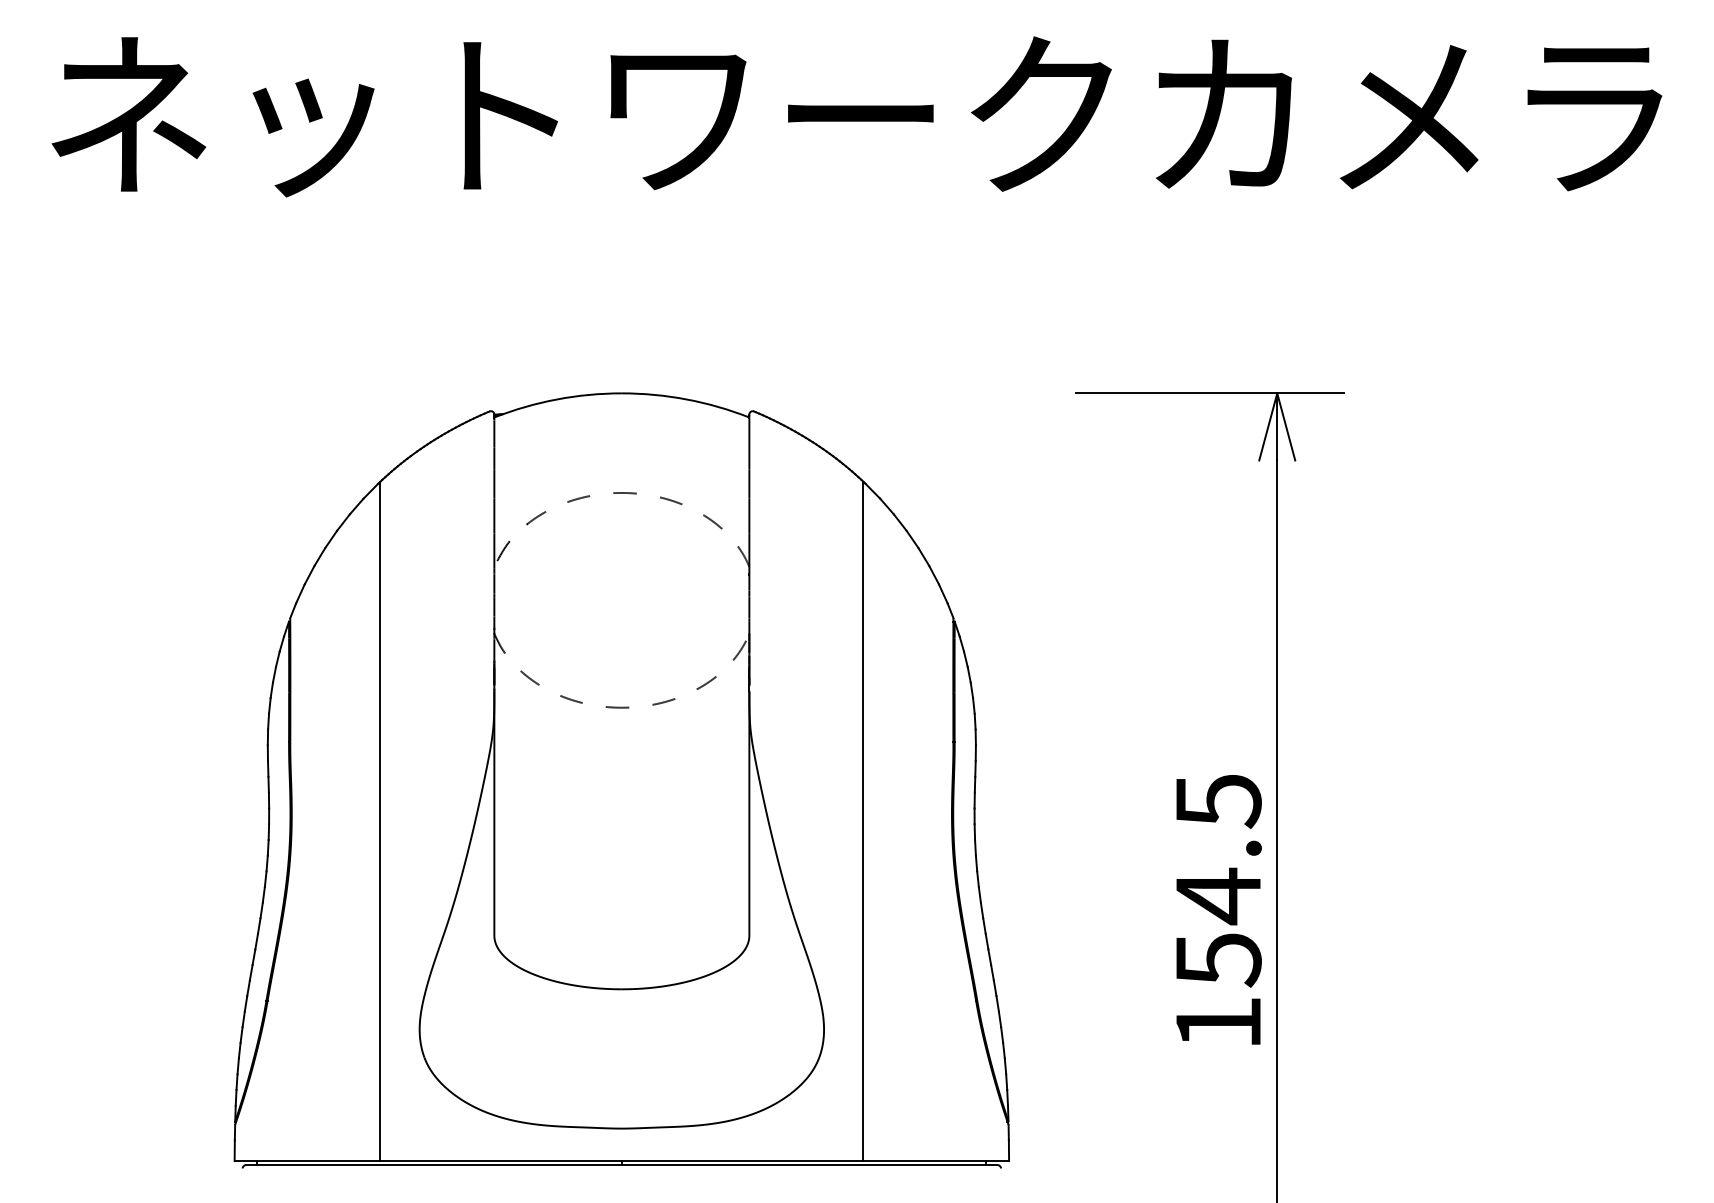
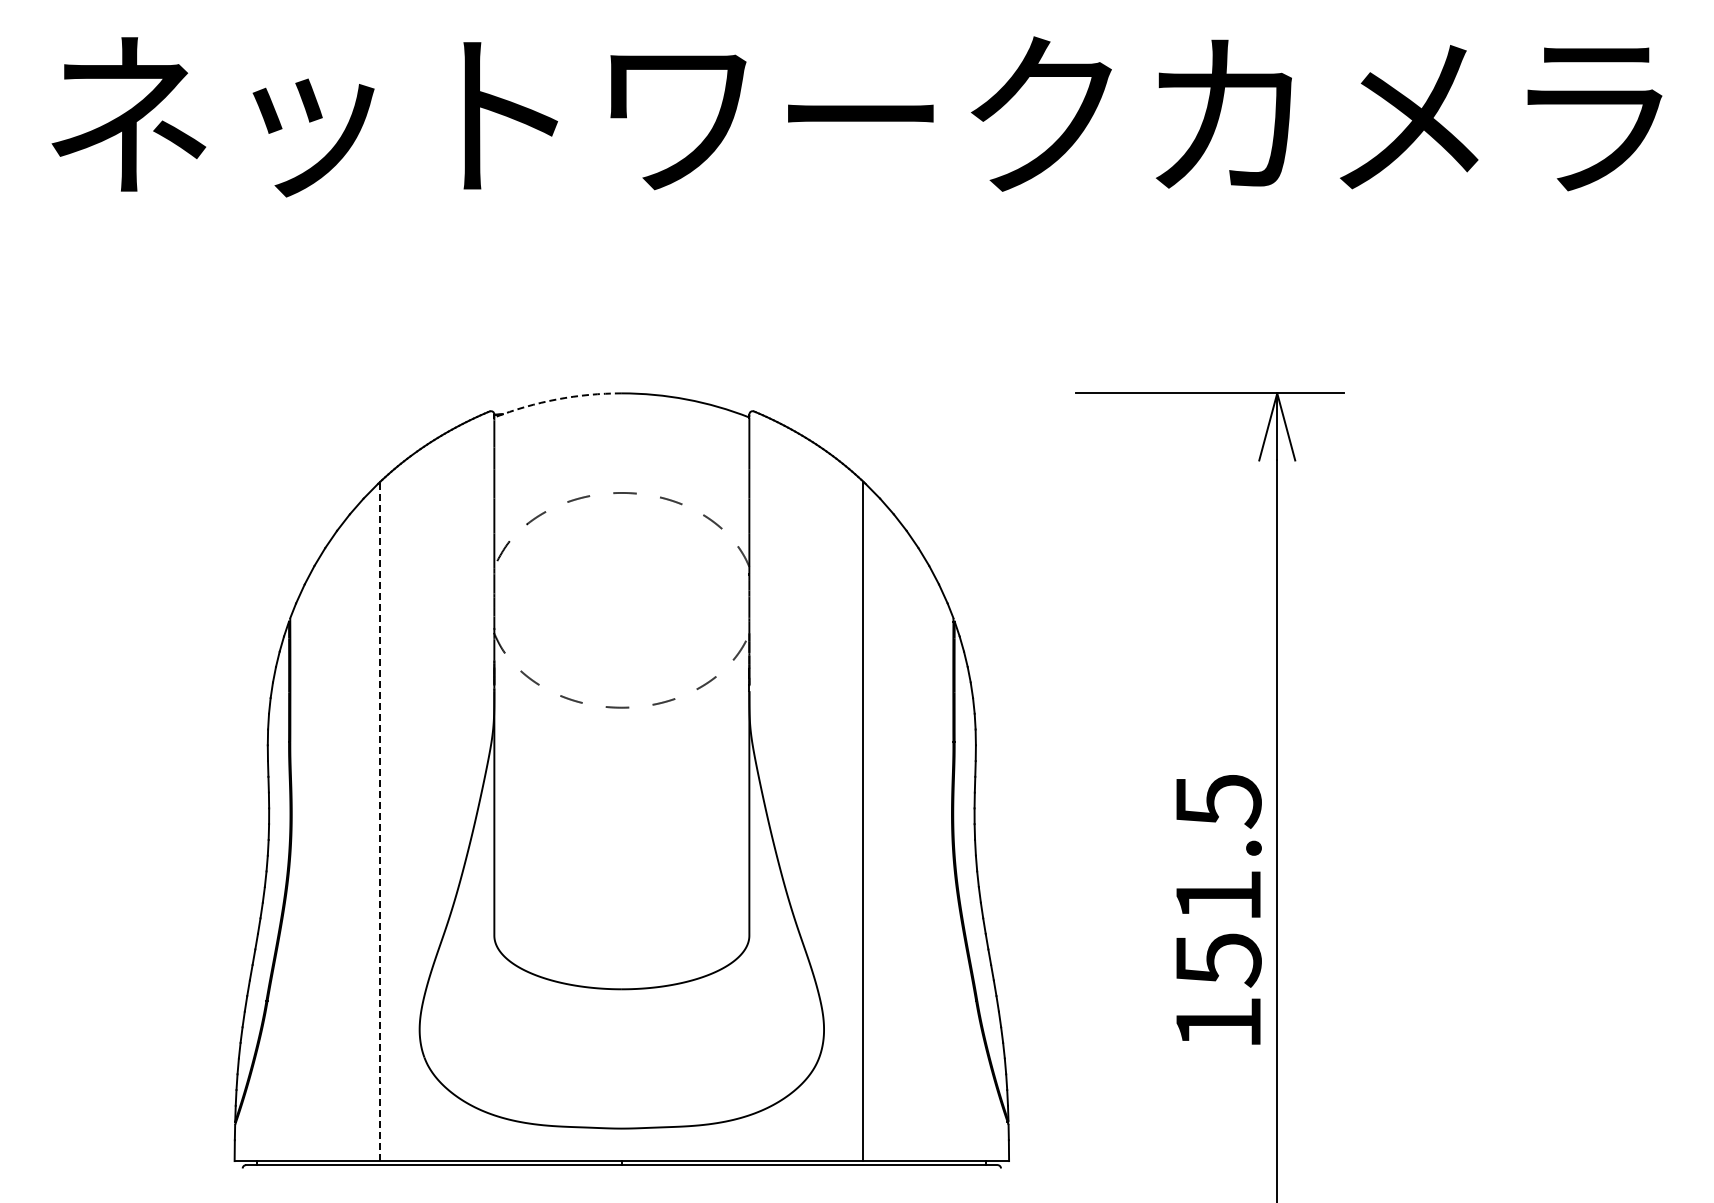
arc: solid -> dashed (556, 399)
line: solid -> dashed (380, 821)
text: 154.5 -> 151.5 (1218, 896)
